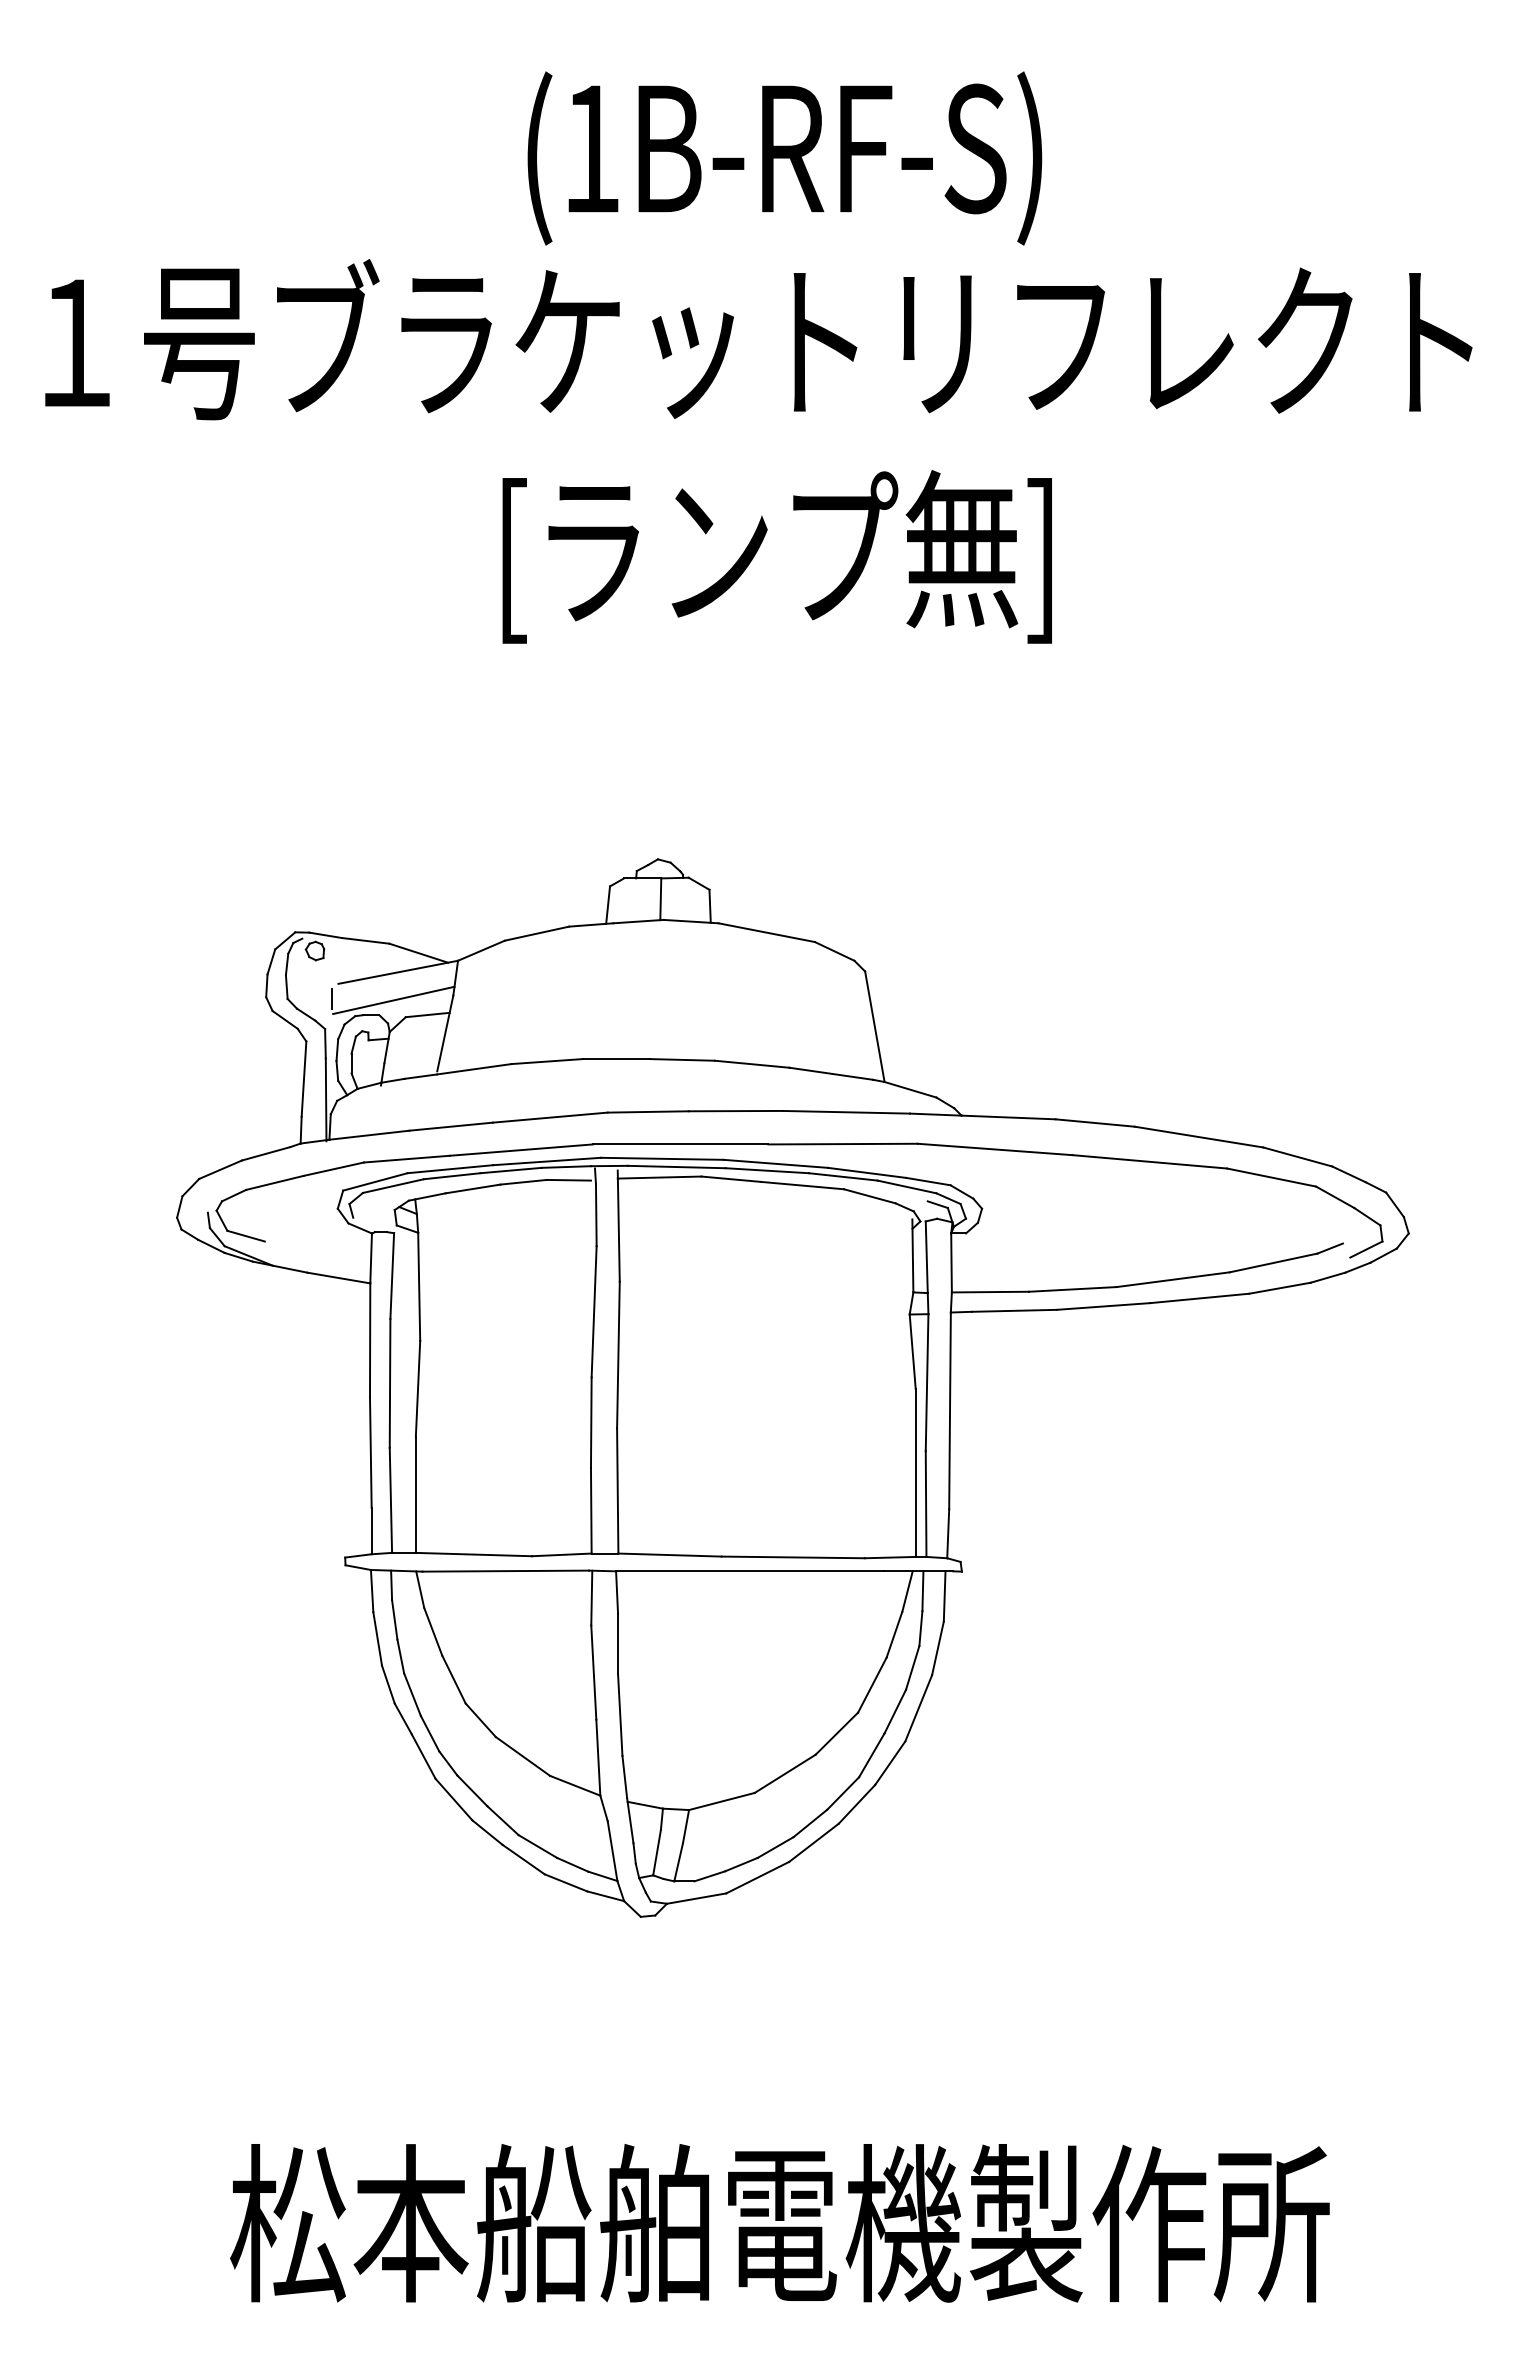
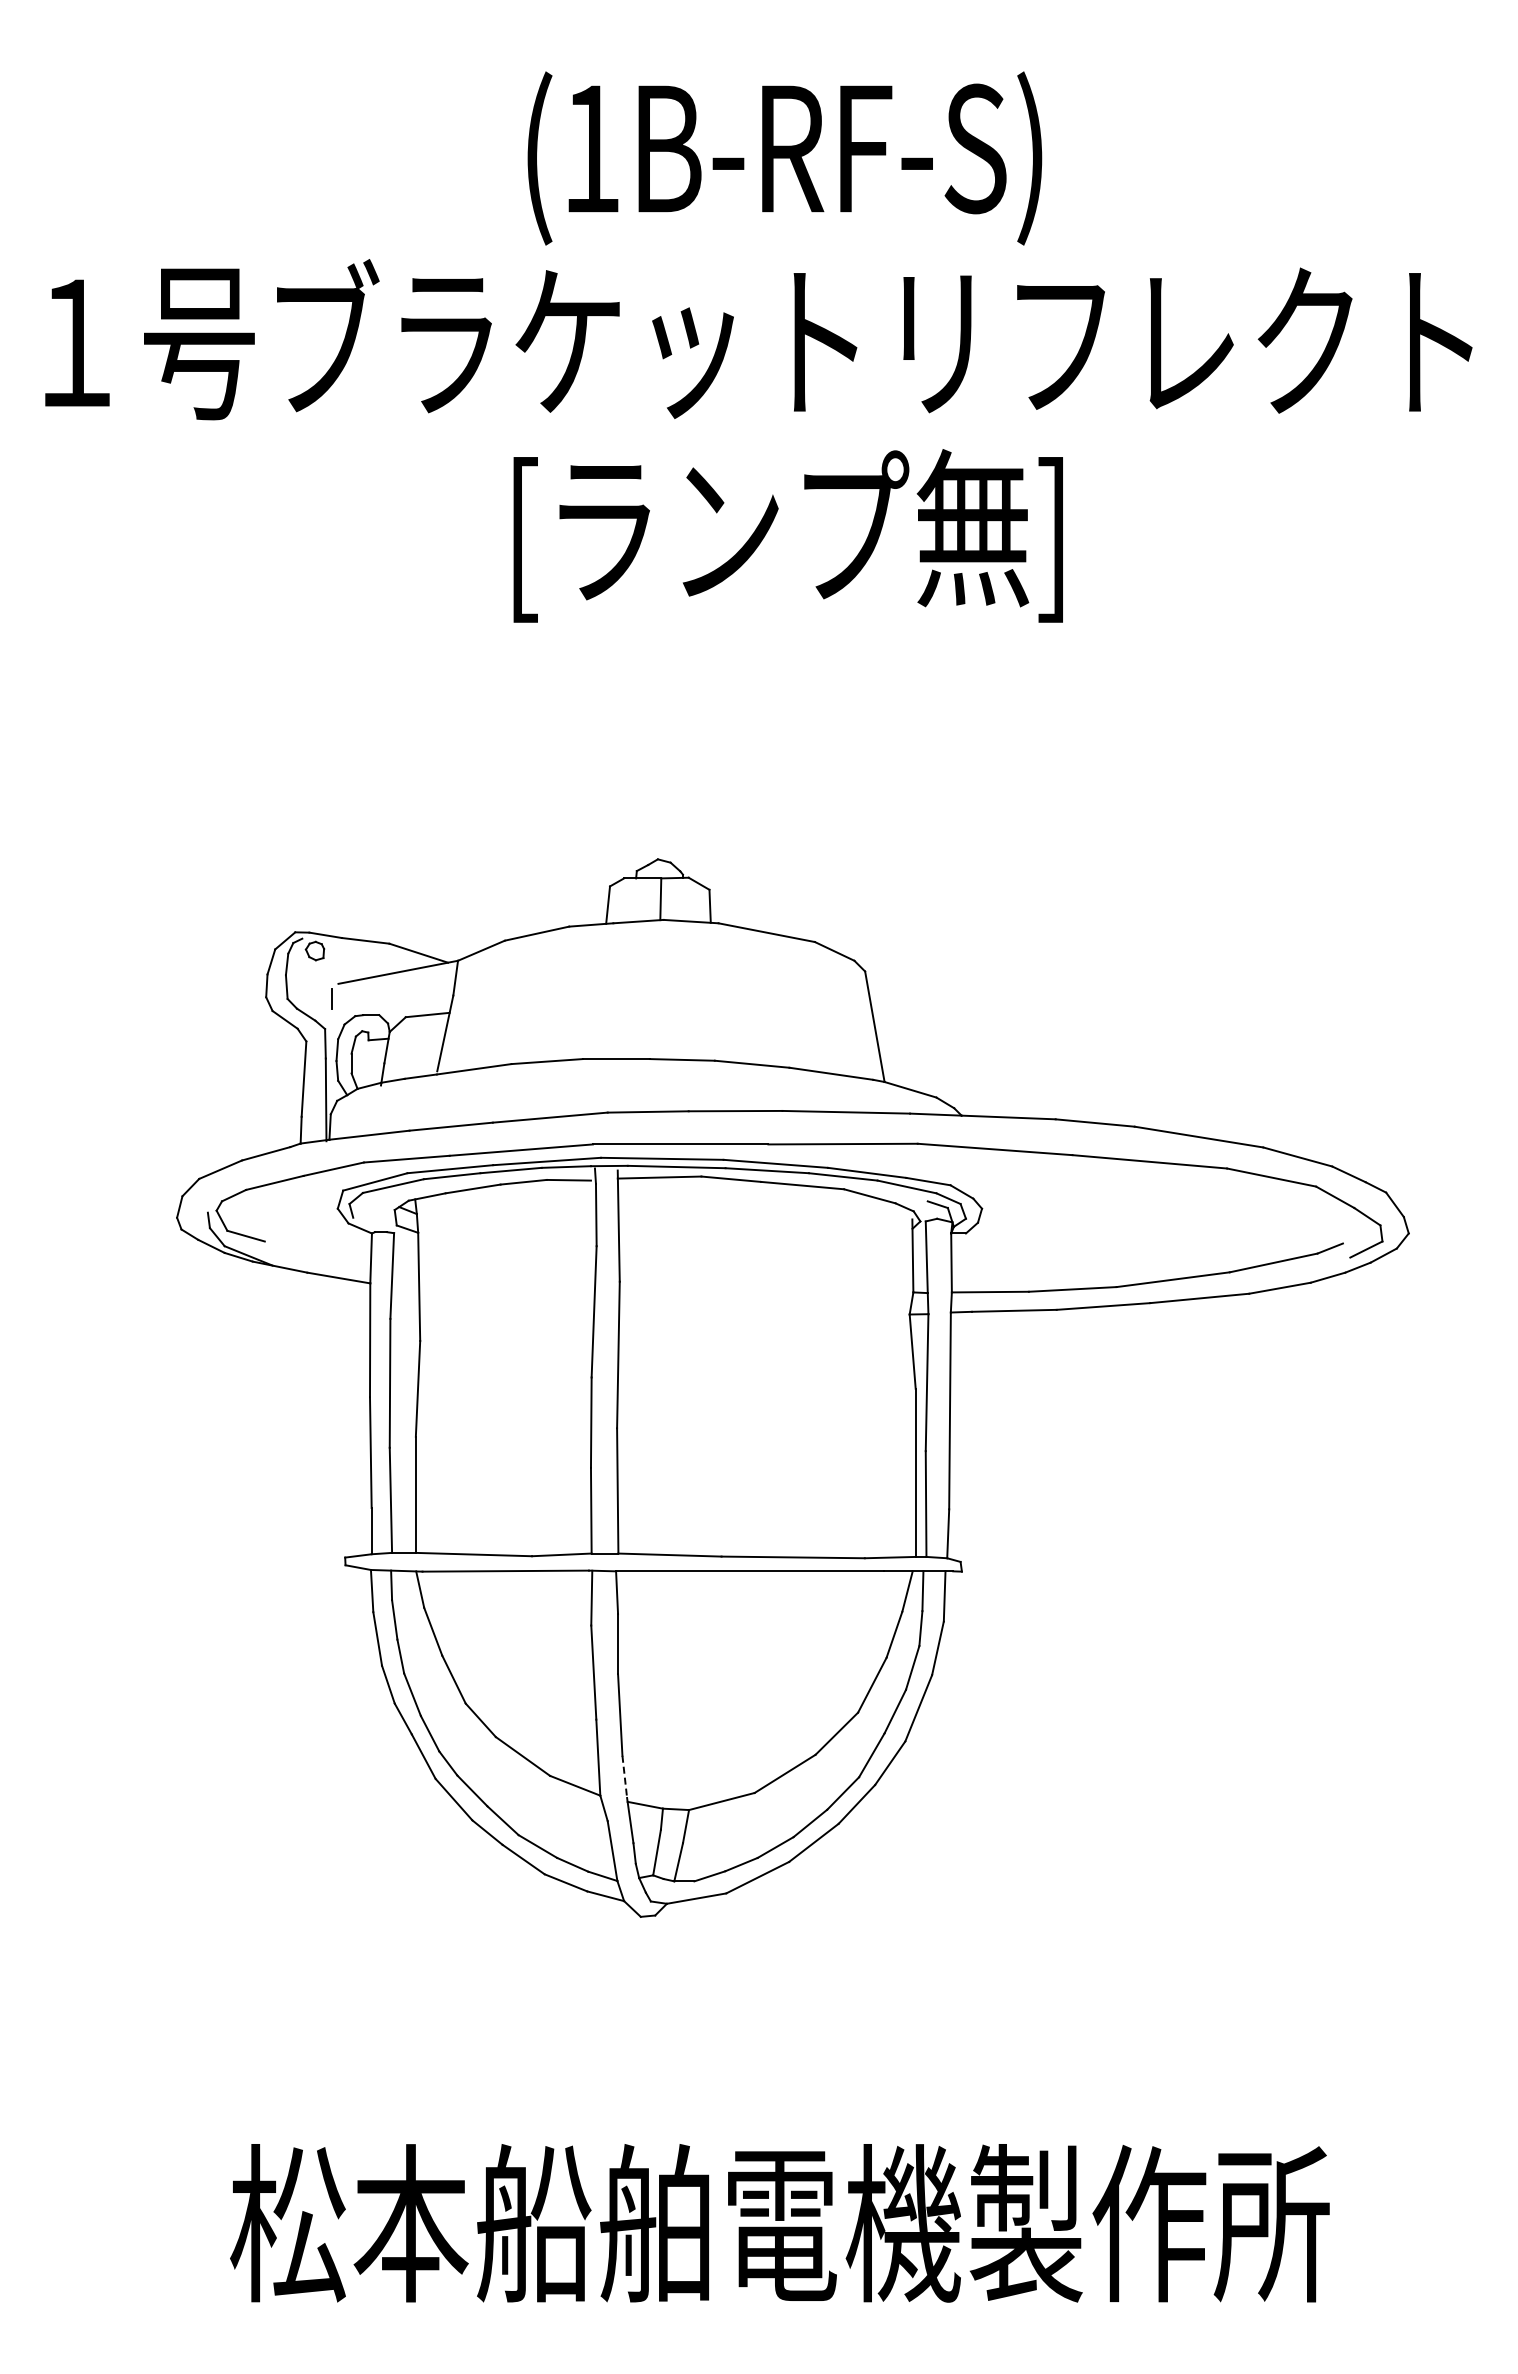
text position: (776, 556) -> (787, 535) (787, 535)
line: present -> none (393, 1000)
line: solid -> dashed (624, 1777)
